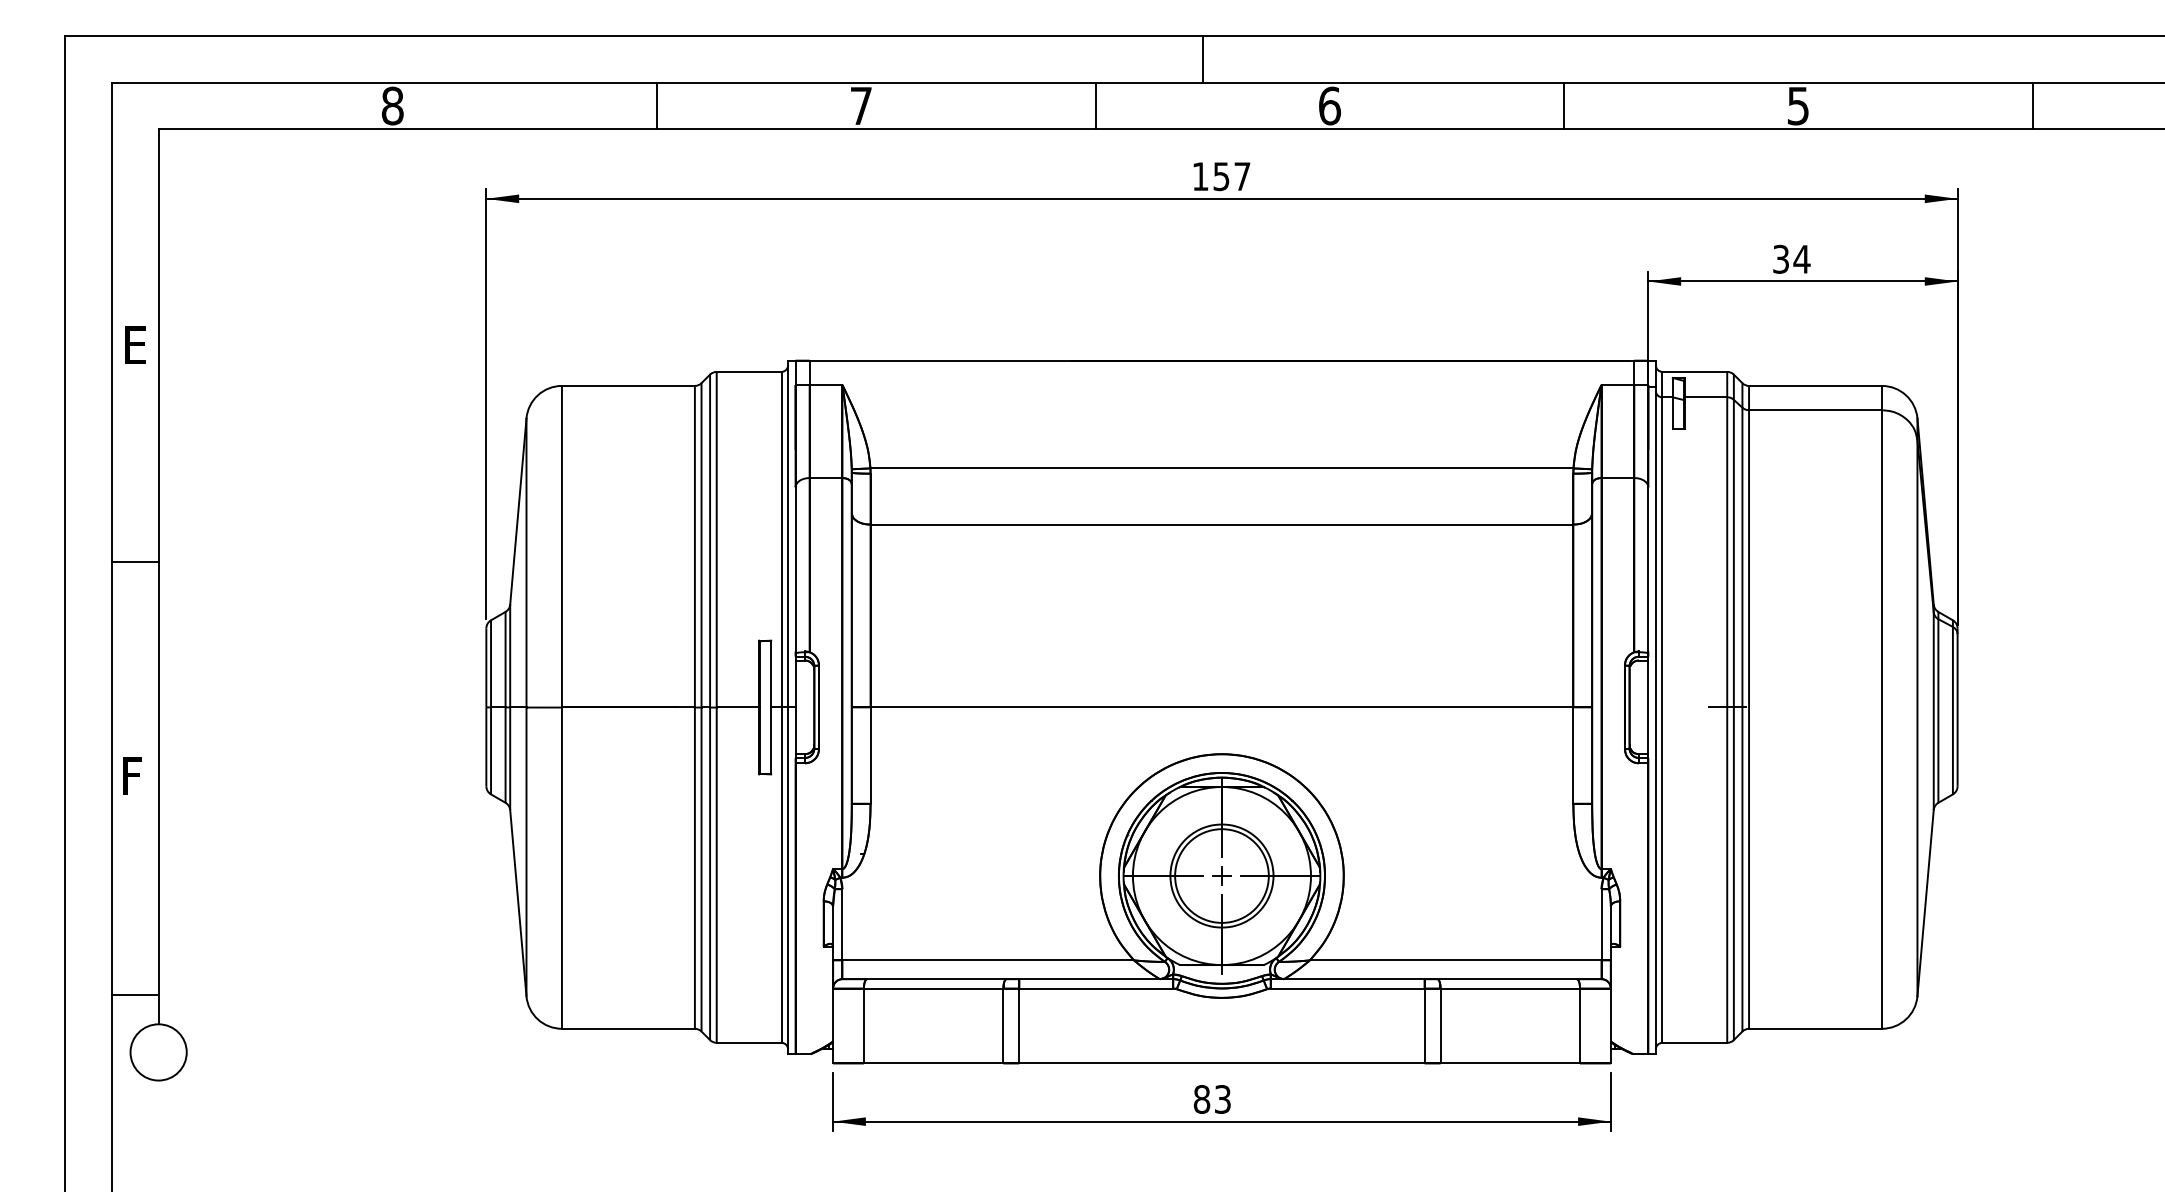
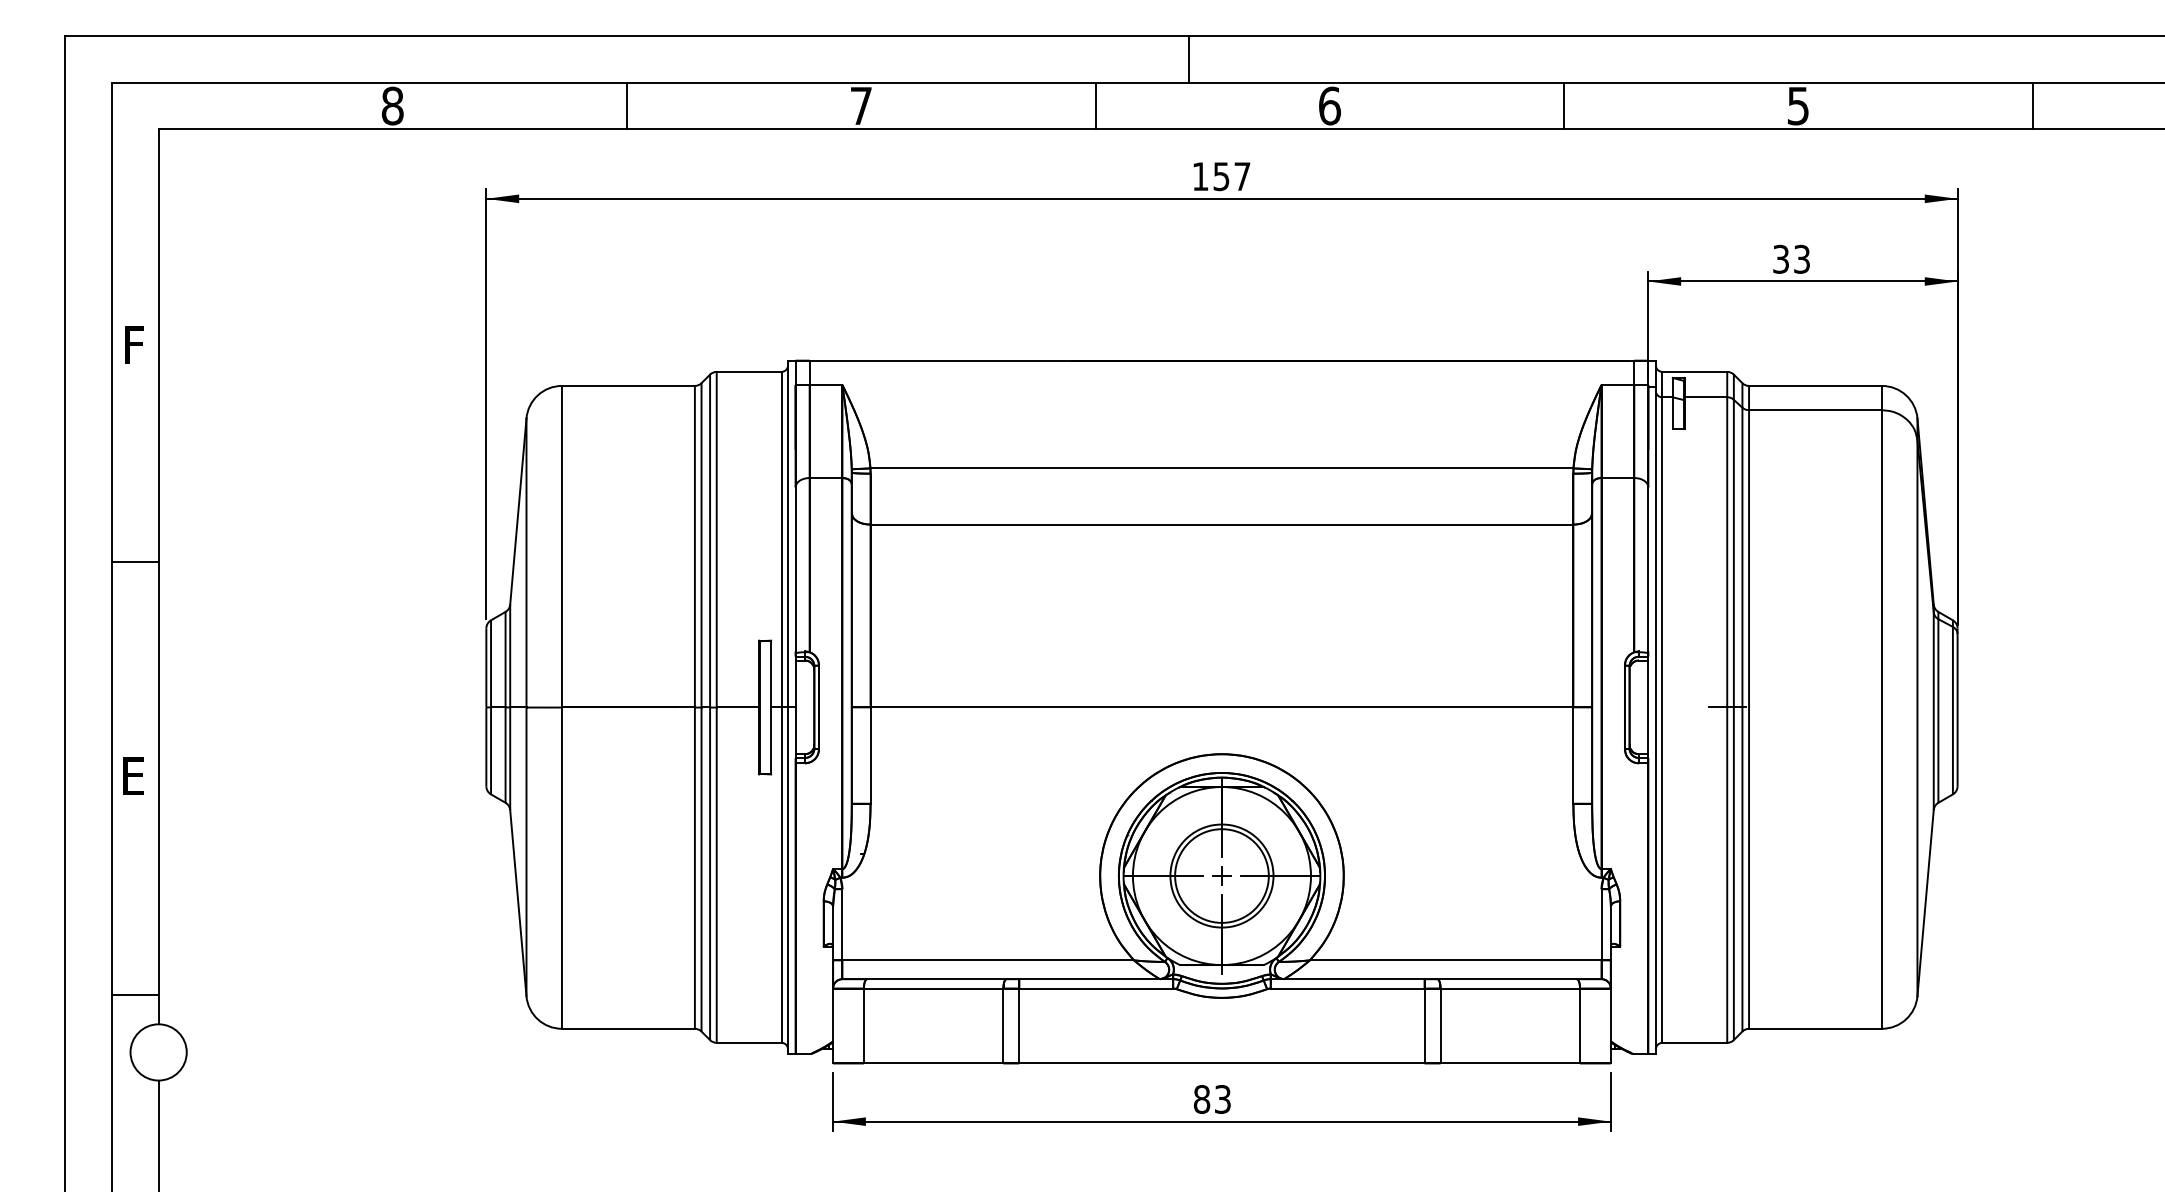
line position: (1203, 58) -> (1189, 58) (1189, 58)
line position: (657, 105) -> (627, 105) (627, 105)
text: 34 -> 33 (1801, 258)
text: E -> F (137, 344)
text: F -> E (135, 775)
line: none -> present (158, 1134)
